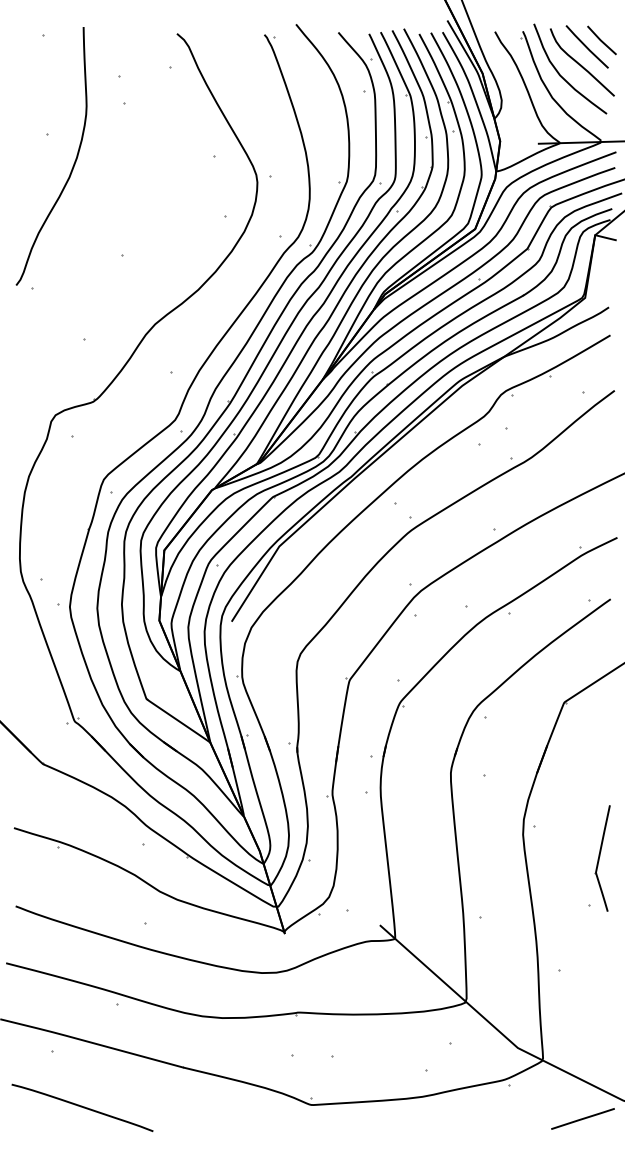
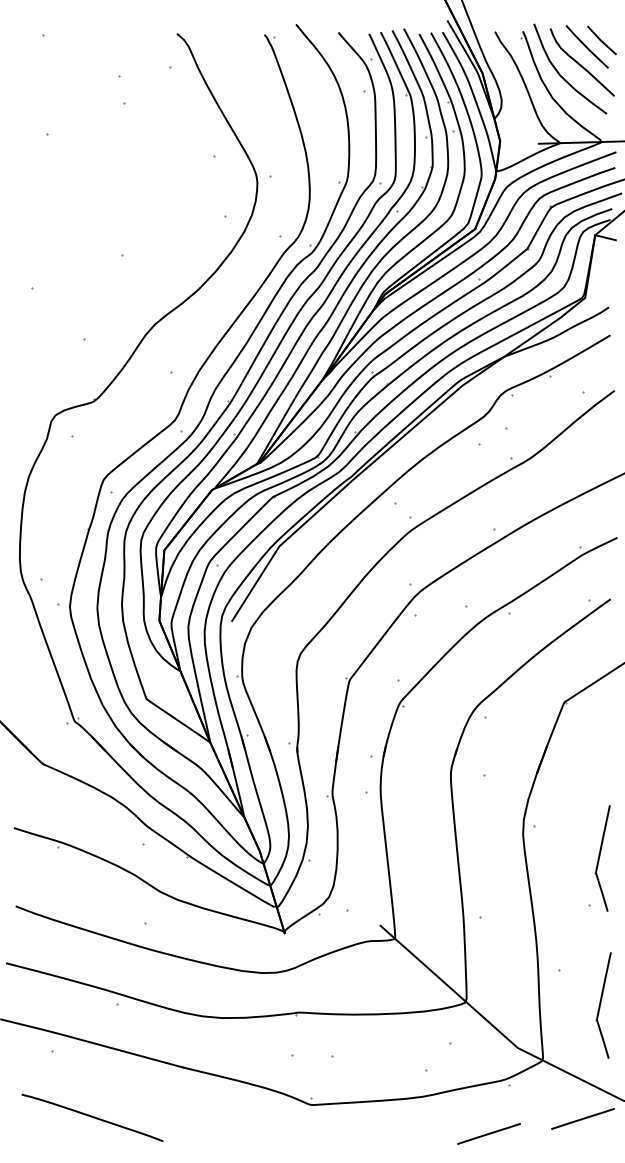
curve: present -> none (73, 163)
part: none -> present (603, 1005)
curve position: (82, 1107) -> (92, 1117) (92, 1117)
line: none -> present (488, 1133)
